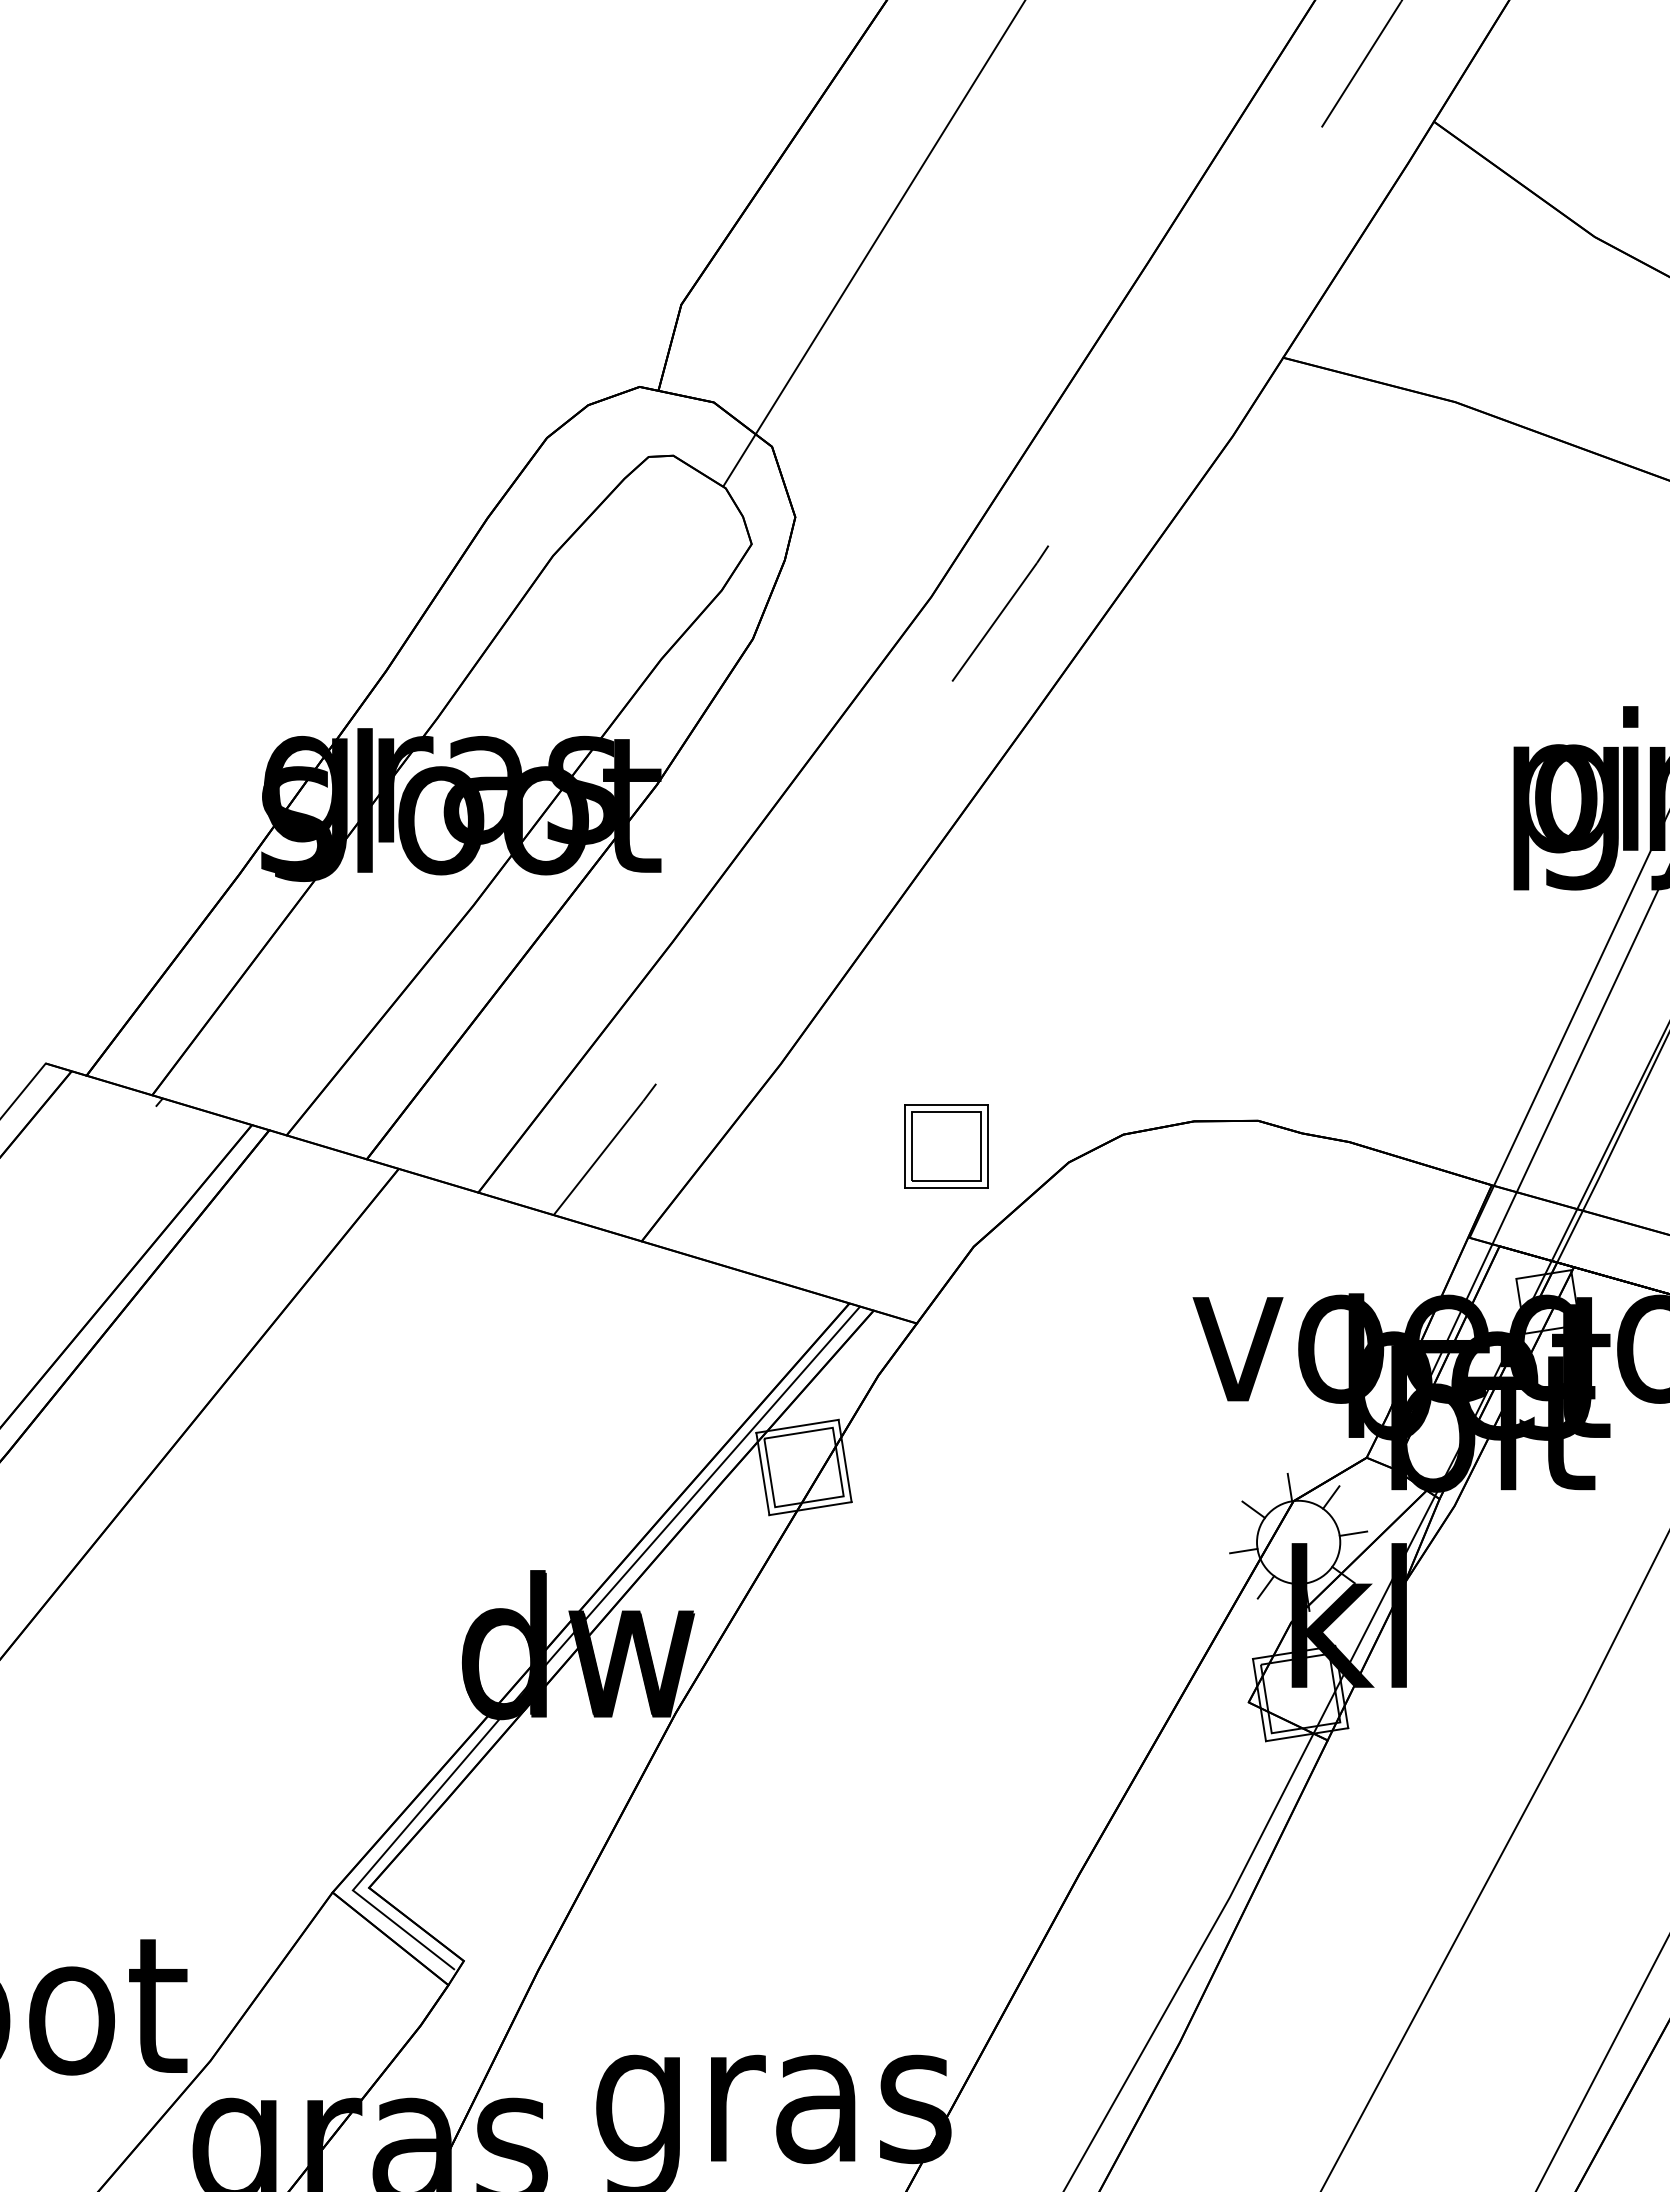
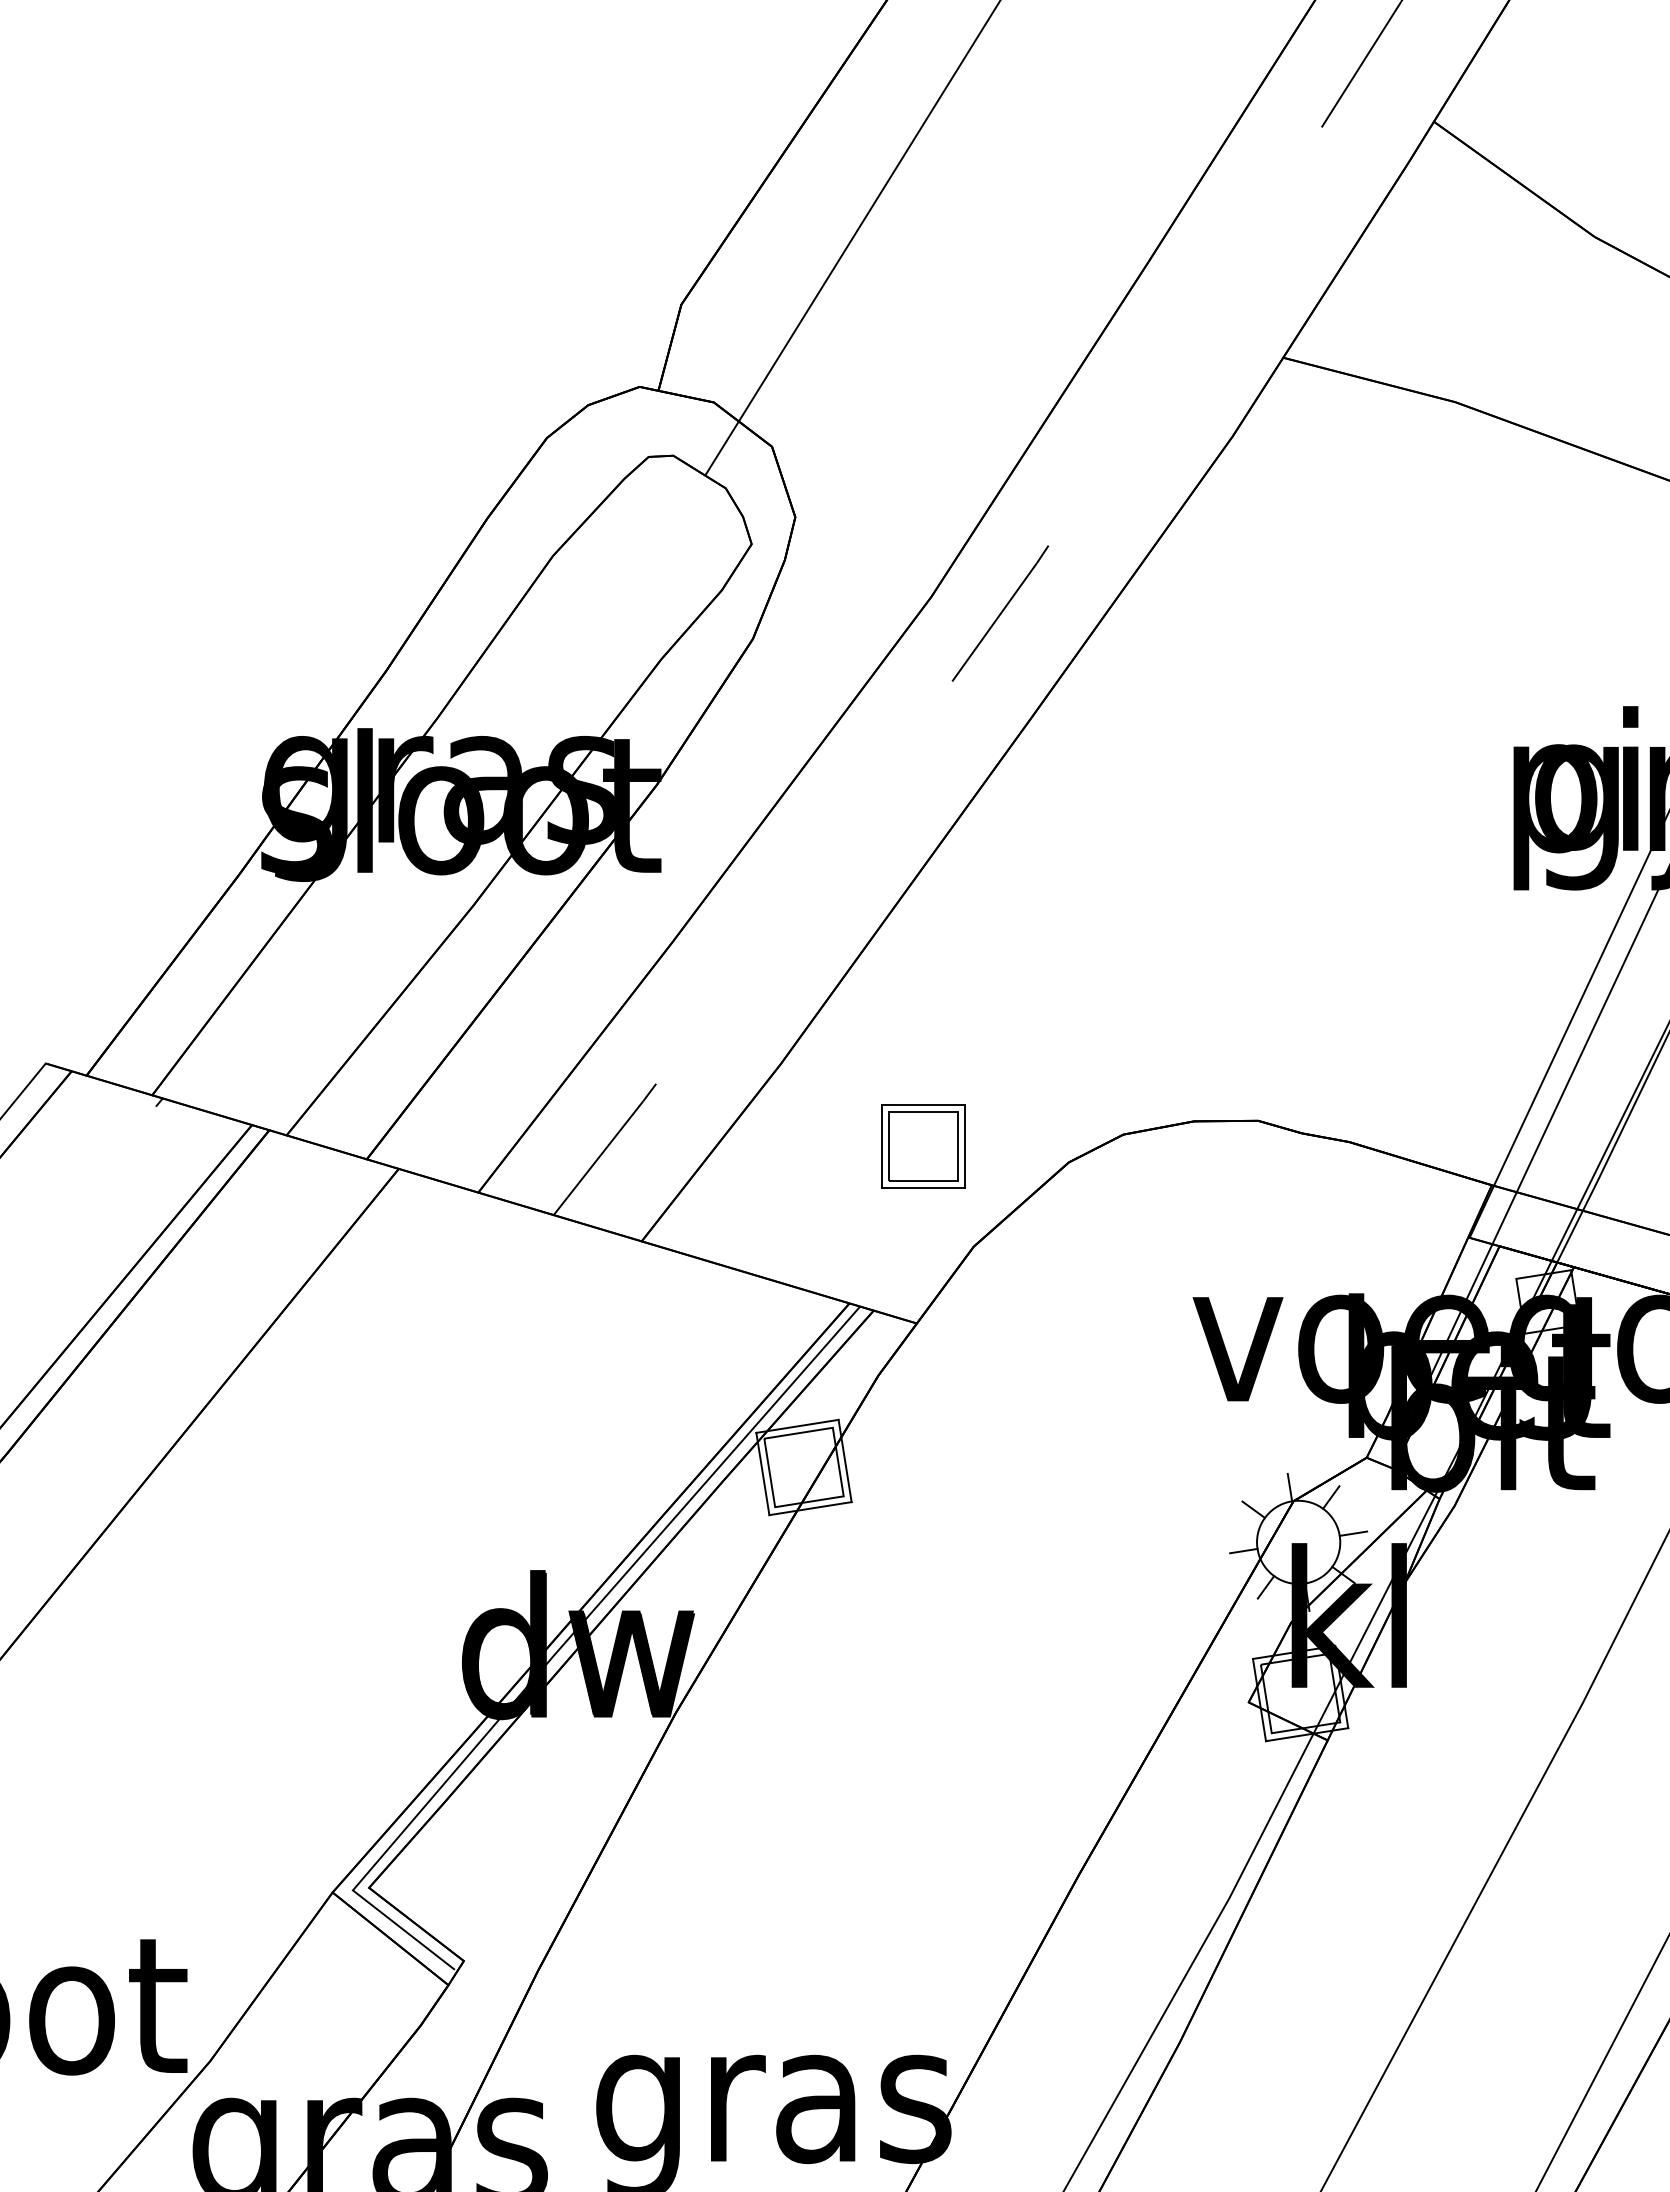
line position: (873, 243) -> (852, 238) (852, 238)
part position: (946, 1146) -> (923, 1146) (923, 1146)
